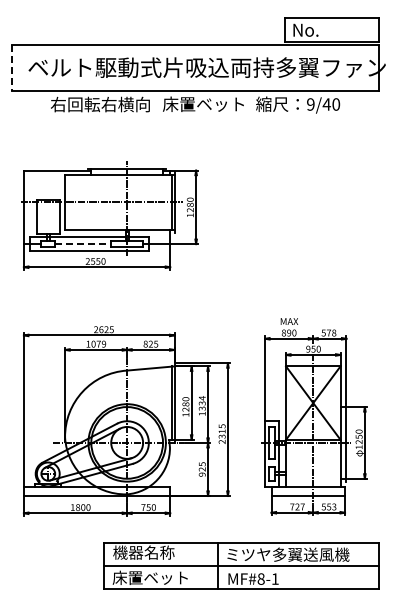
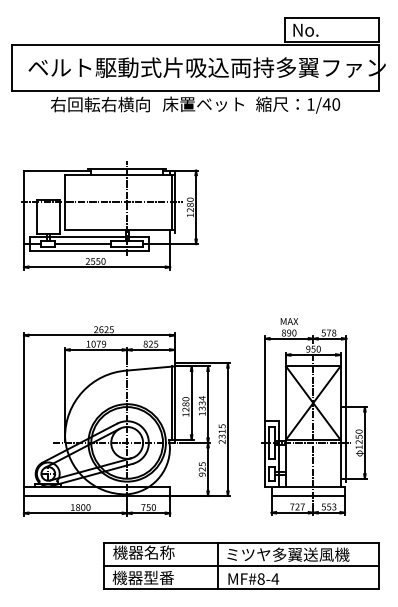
line: dashed -> solid (11, 68)
text: 9/40 -> 1/40 (310, 104)
line: dashed -> solid (83, 244)
text: 床置ベット -> 機器型番 (149, 577)
text: MF#8-1 -> MF#8-4 (275, 578)
